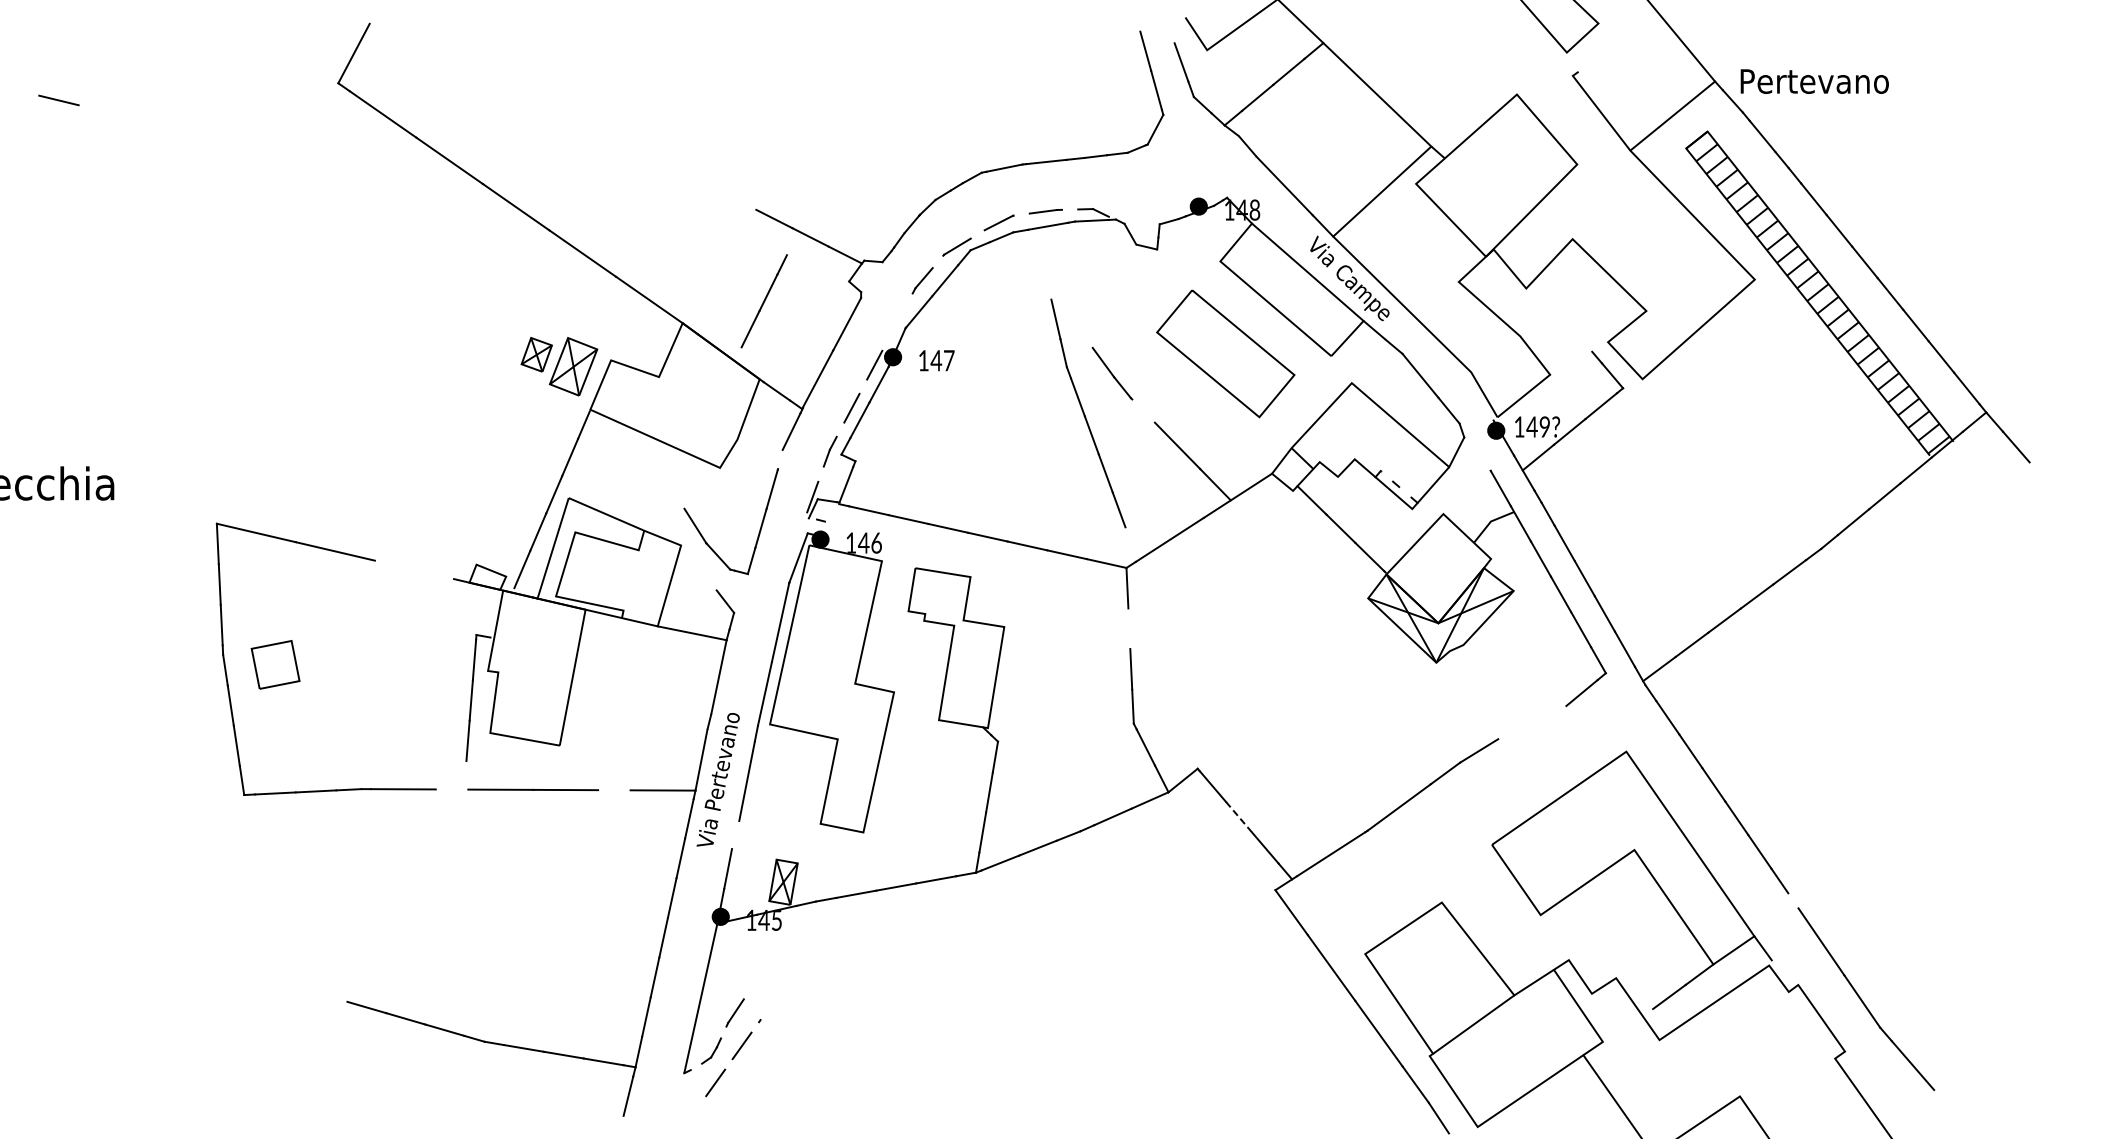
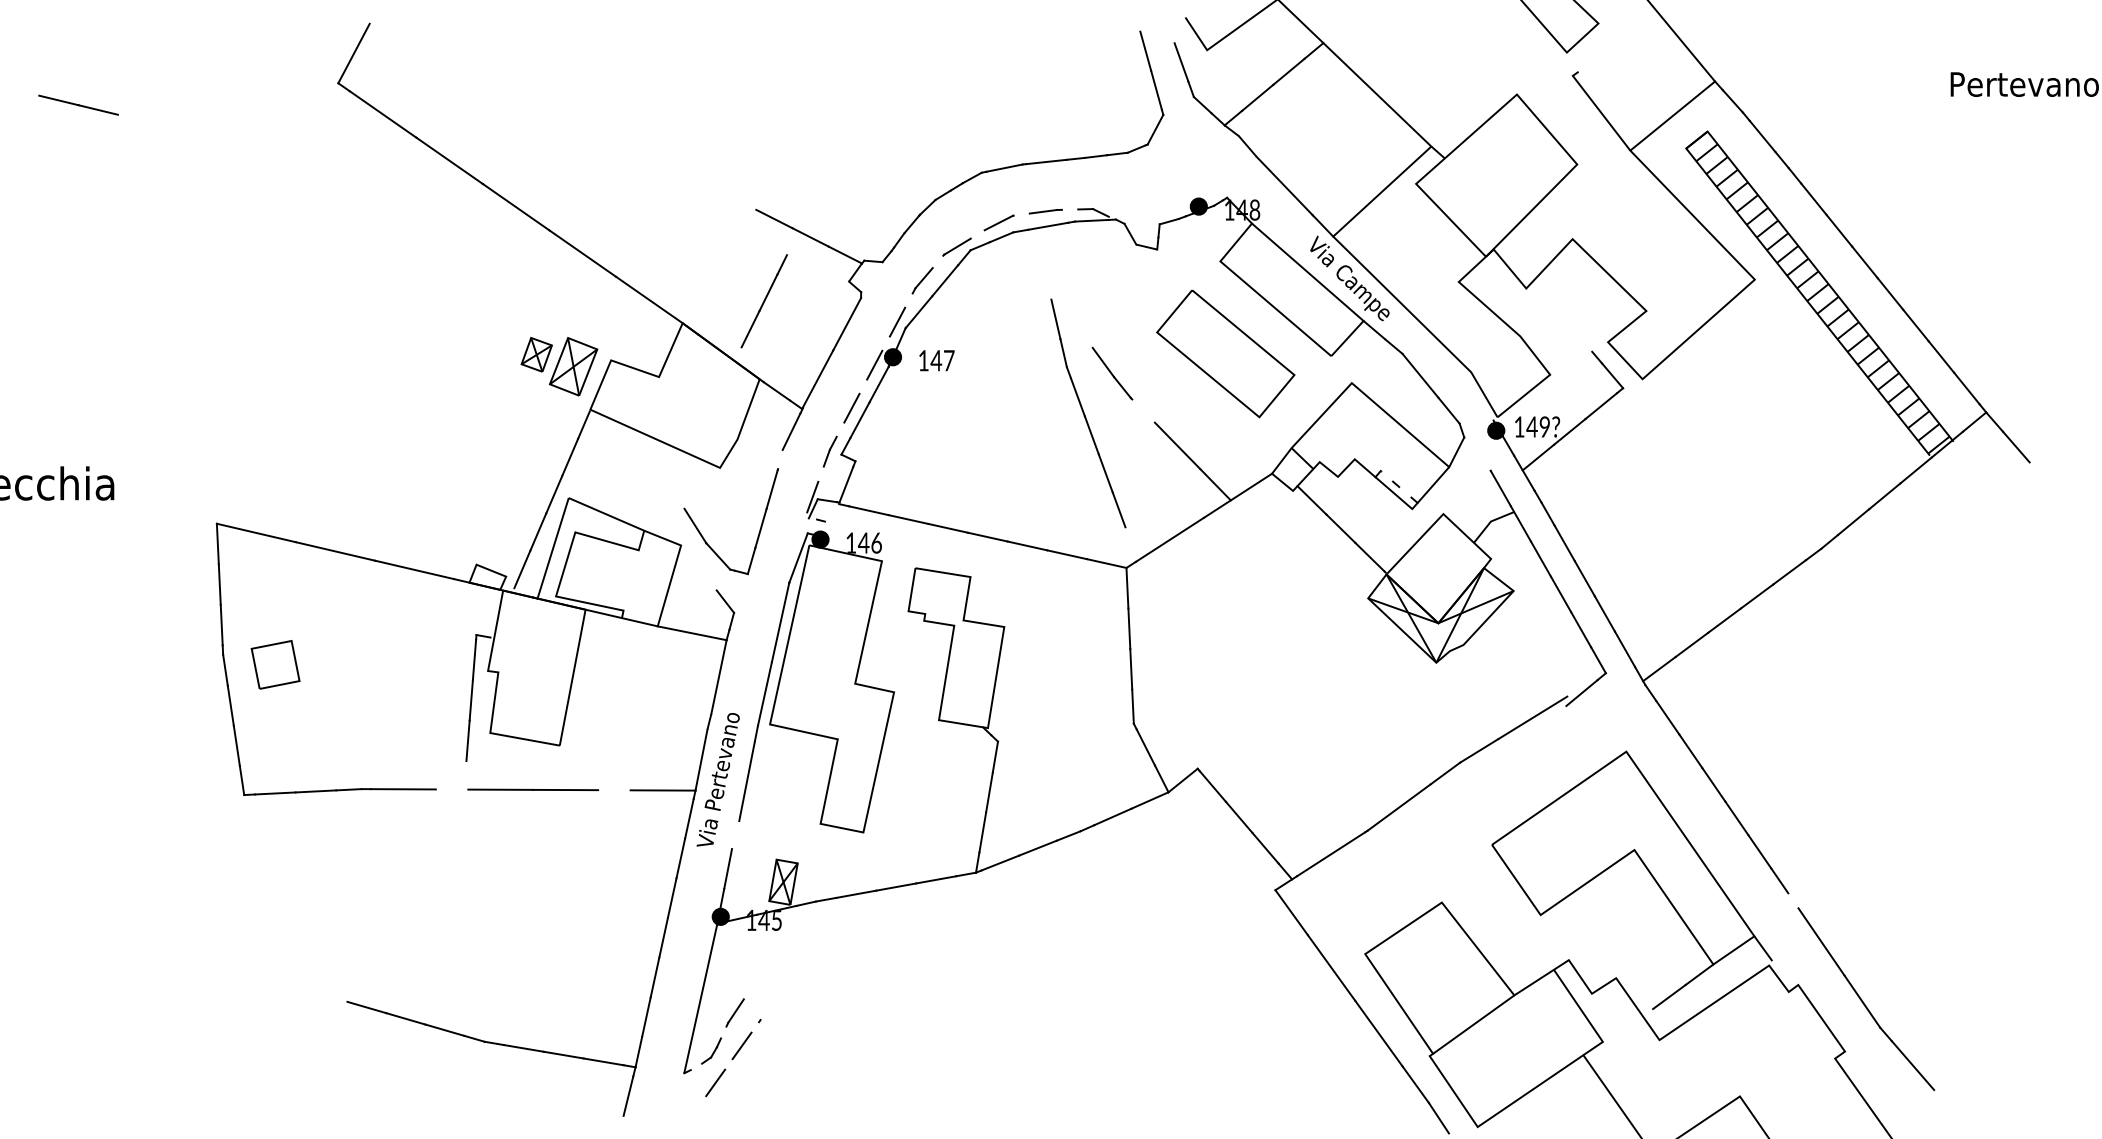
text position: (1814, 81) -> (2024, 84) (2024, 84)
line: none -> present (97, 109)
line: none -> present (897, 321)
line: none -> present (413, 569)
line: none -> present (1129, 628)
line: none -> present (1532, 717)
line: dashed -> solid (1239, 817)
